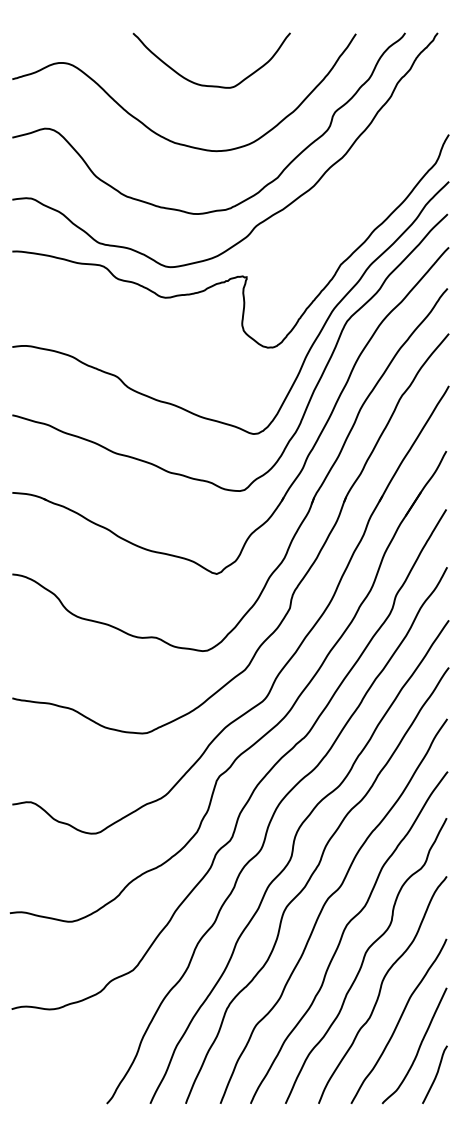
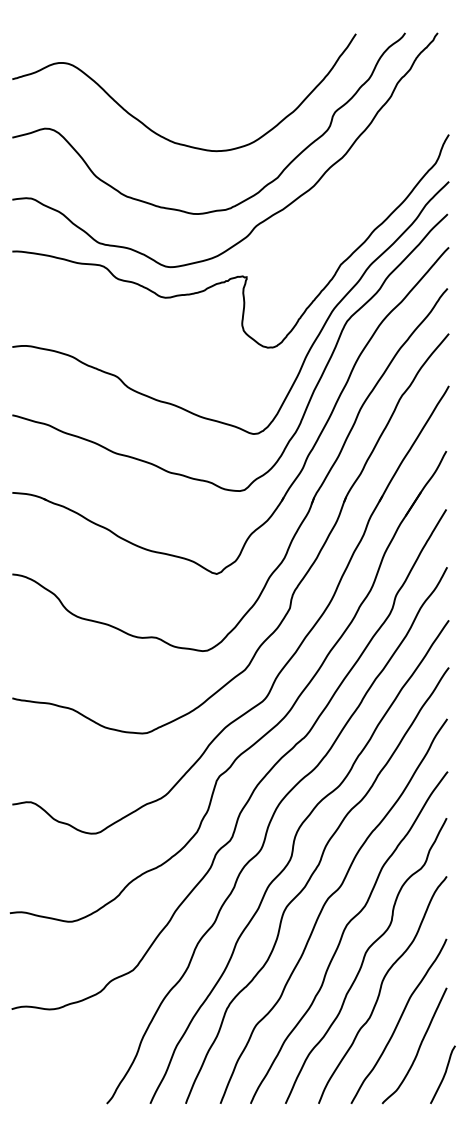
curve: present -> none (205, 84)
curve position: (435, 1074) -> (443, 1074) (443, 1074)
